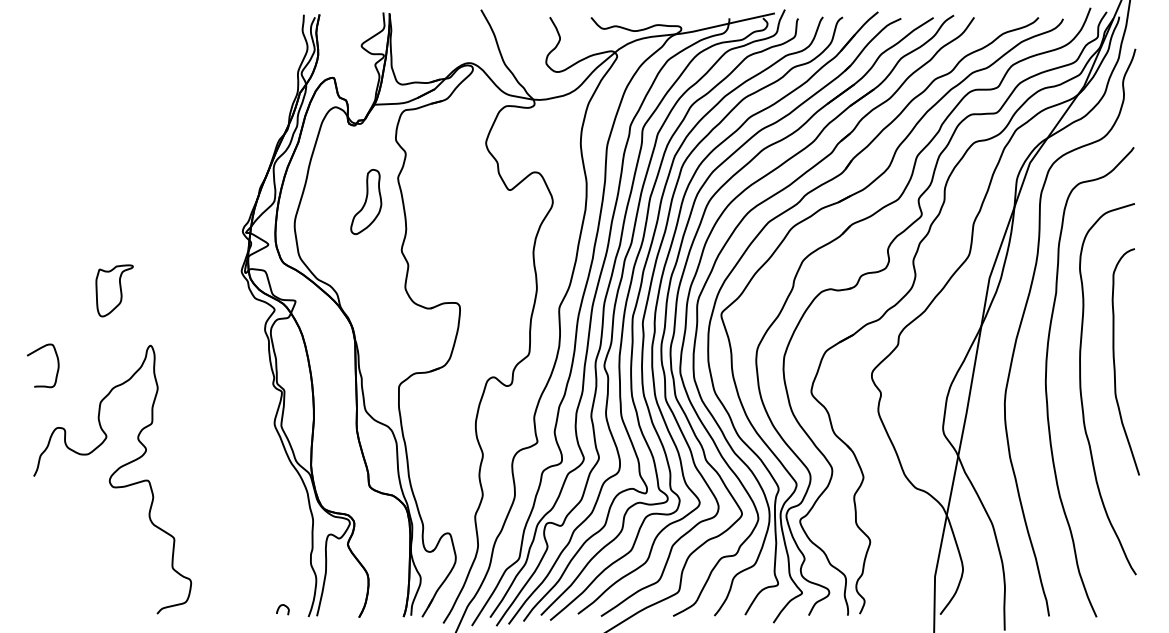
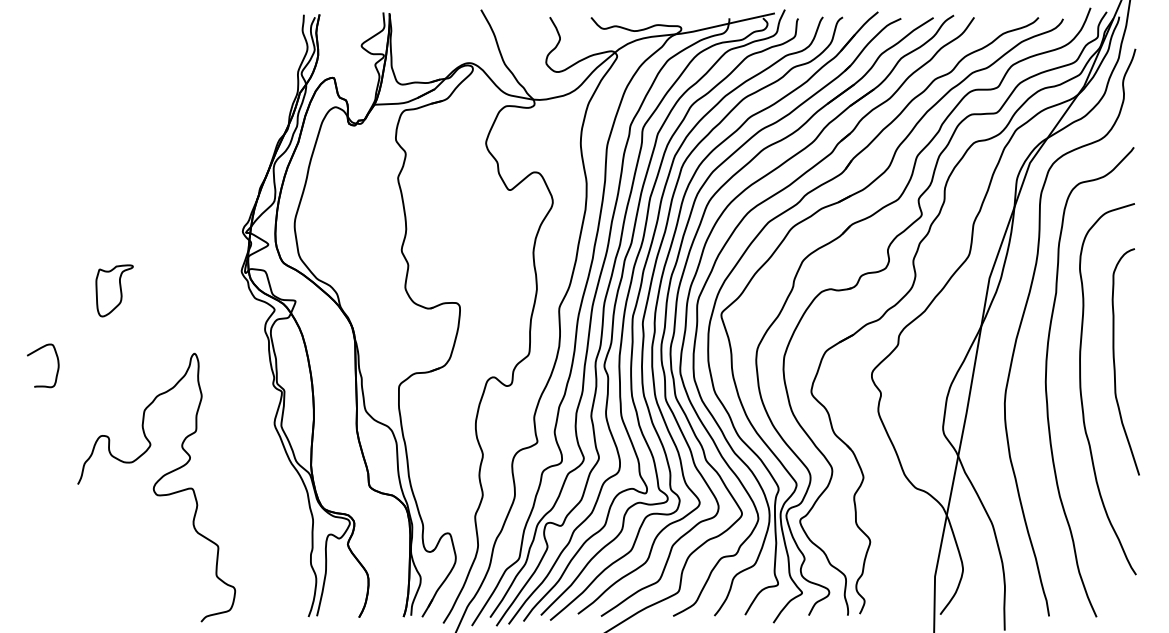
part: present -> none (366, 202)
curve position: (111, 478) -> (155, 486) (155, 486)
curve: present -> none (280, 607)
